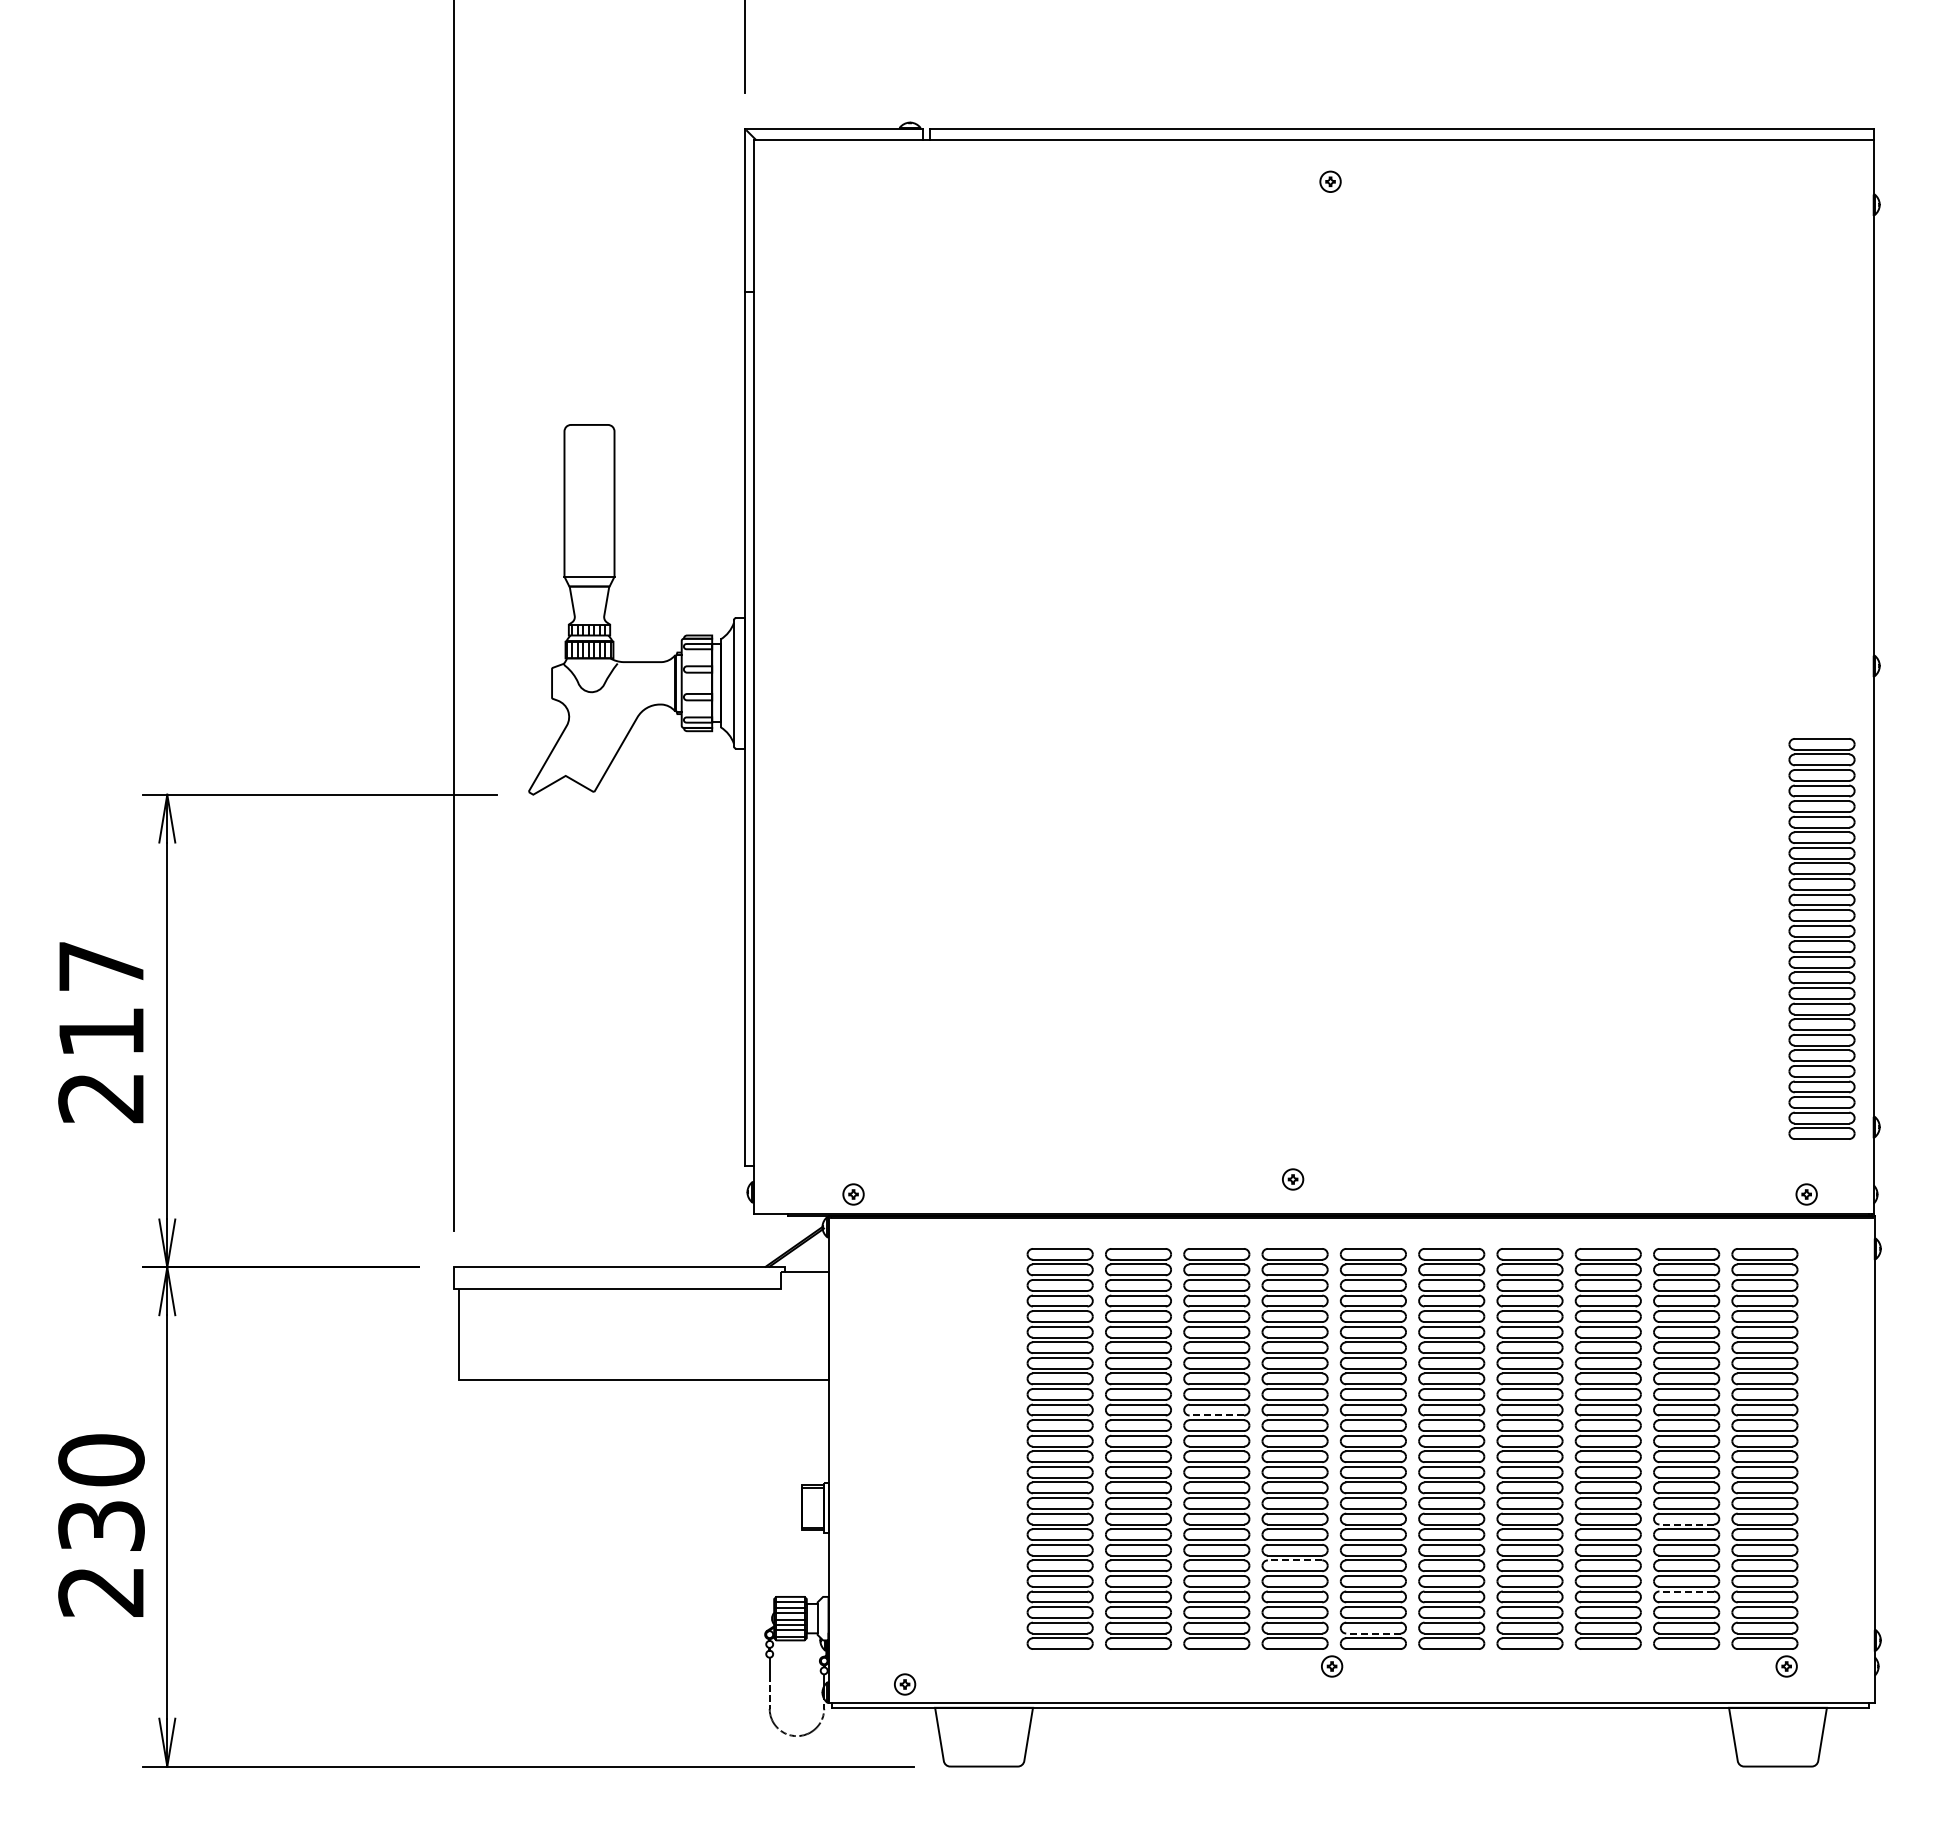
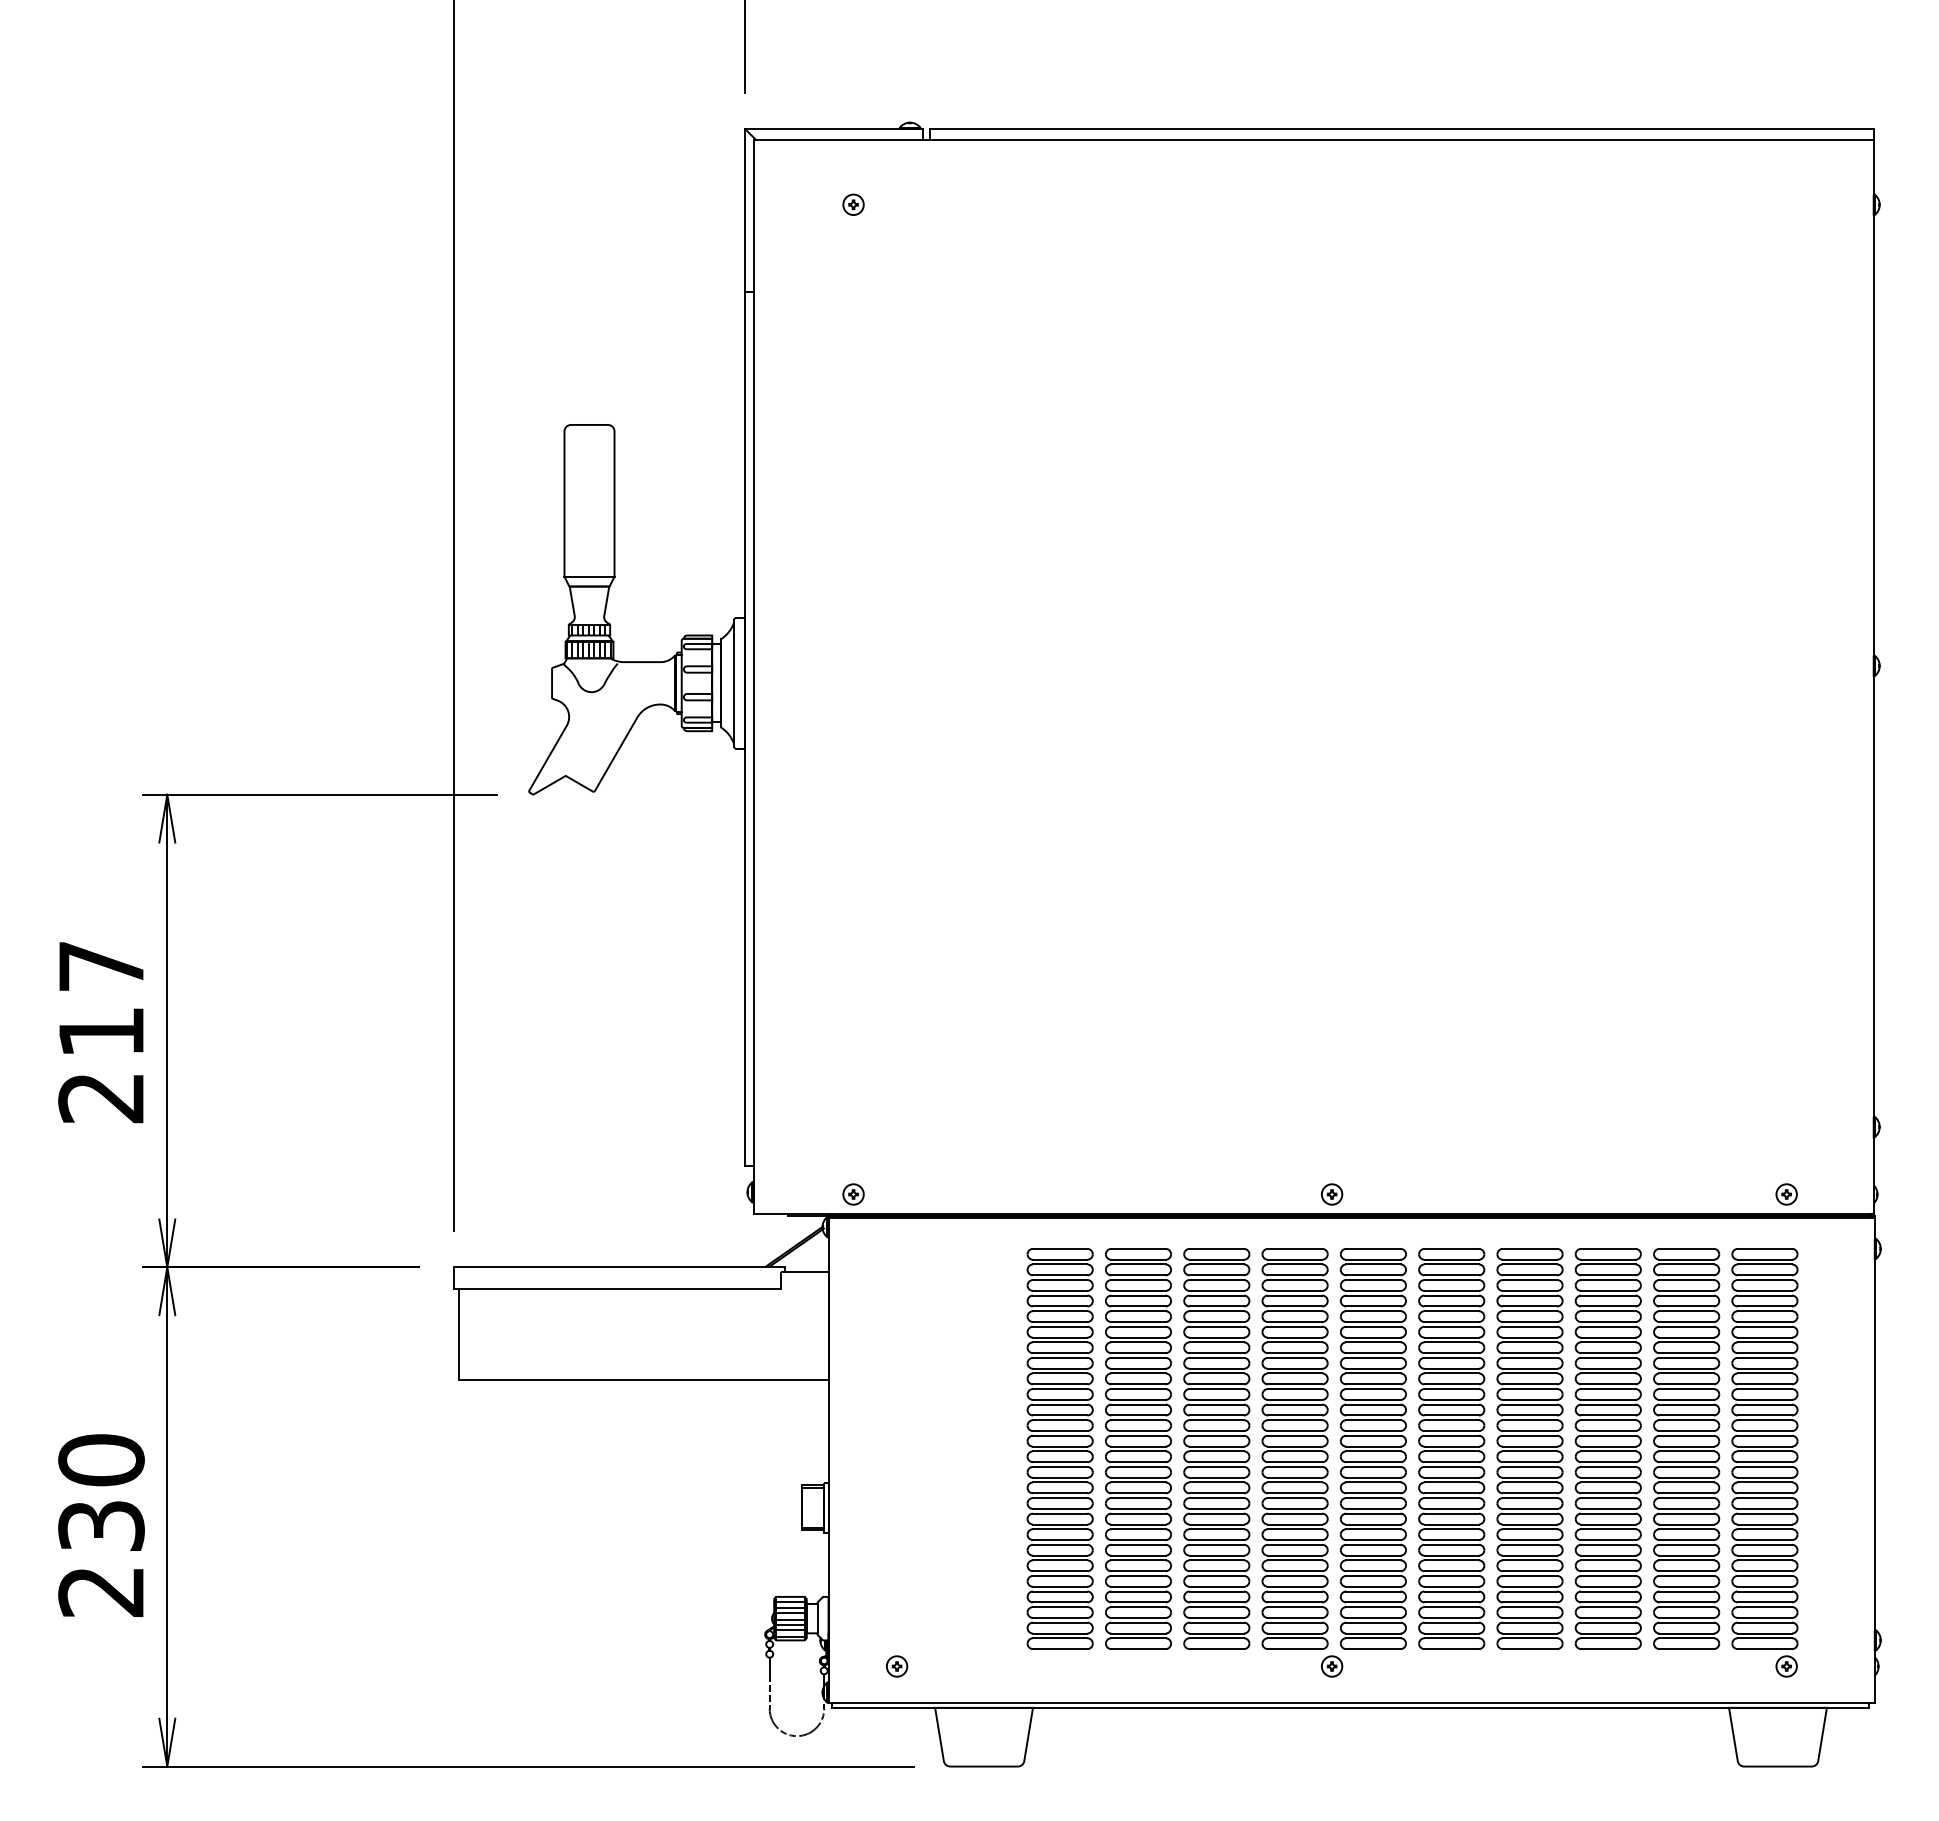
part position: (1330, 181) -> (853, 204) (853, 204)
part: present -> none (1821, 938)
part position: (1293, 1179) -> (1332, 1194) (1332, 1194)
part position: (1806, 1194) -> (1786, 1194) (1786, 1194)
line: dashed -> solid (1216, 1415)
line: dashed -> solid (1686, 1524)
line: dashed -> solid (1294, 1560)
line: dashed -> solid (1686, 1591)
line: dashed -> solid (1372, 1633)
part position: (905, 1684) -> (897, 1666) (897, 1666)
